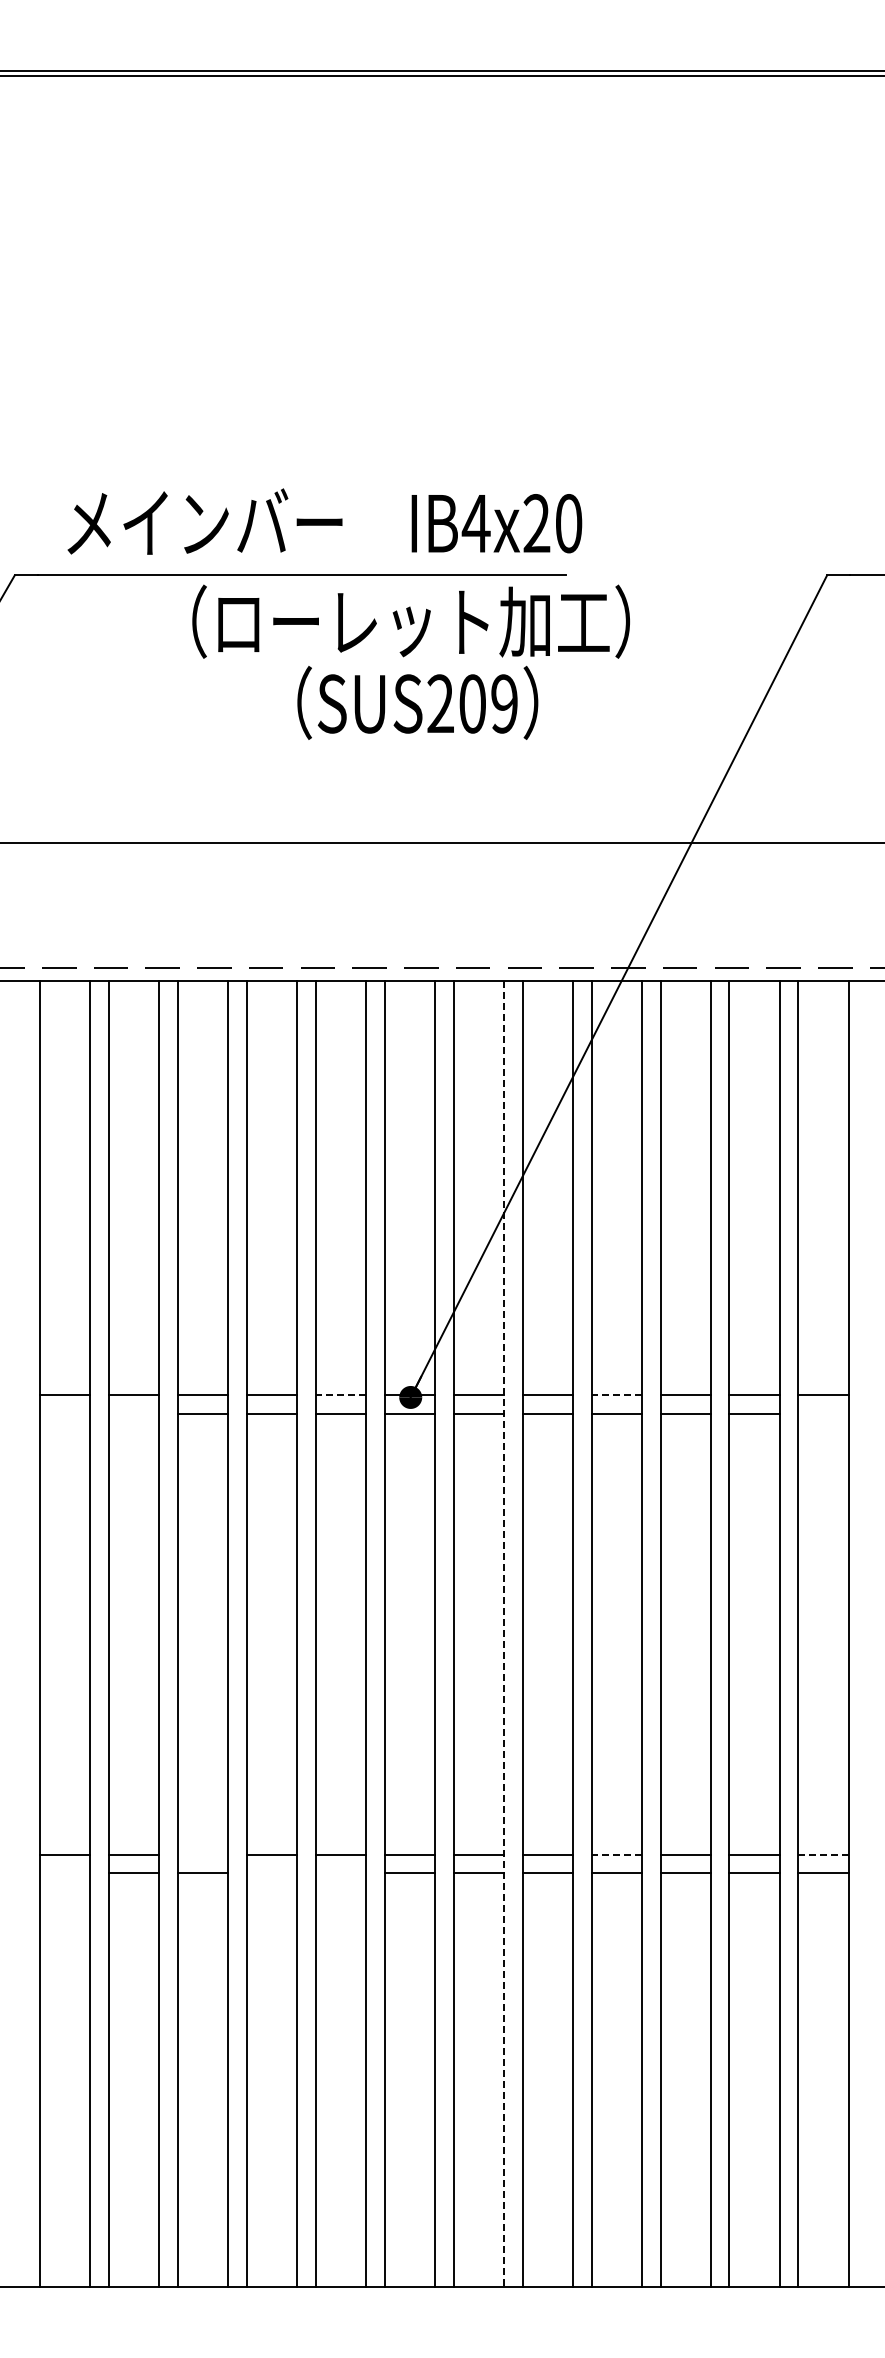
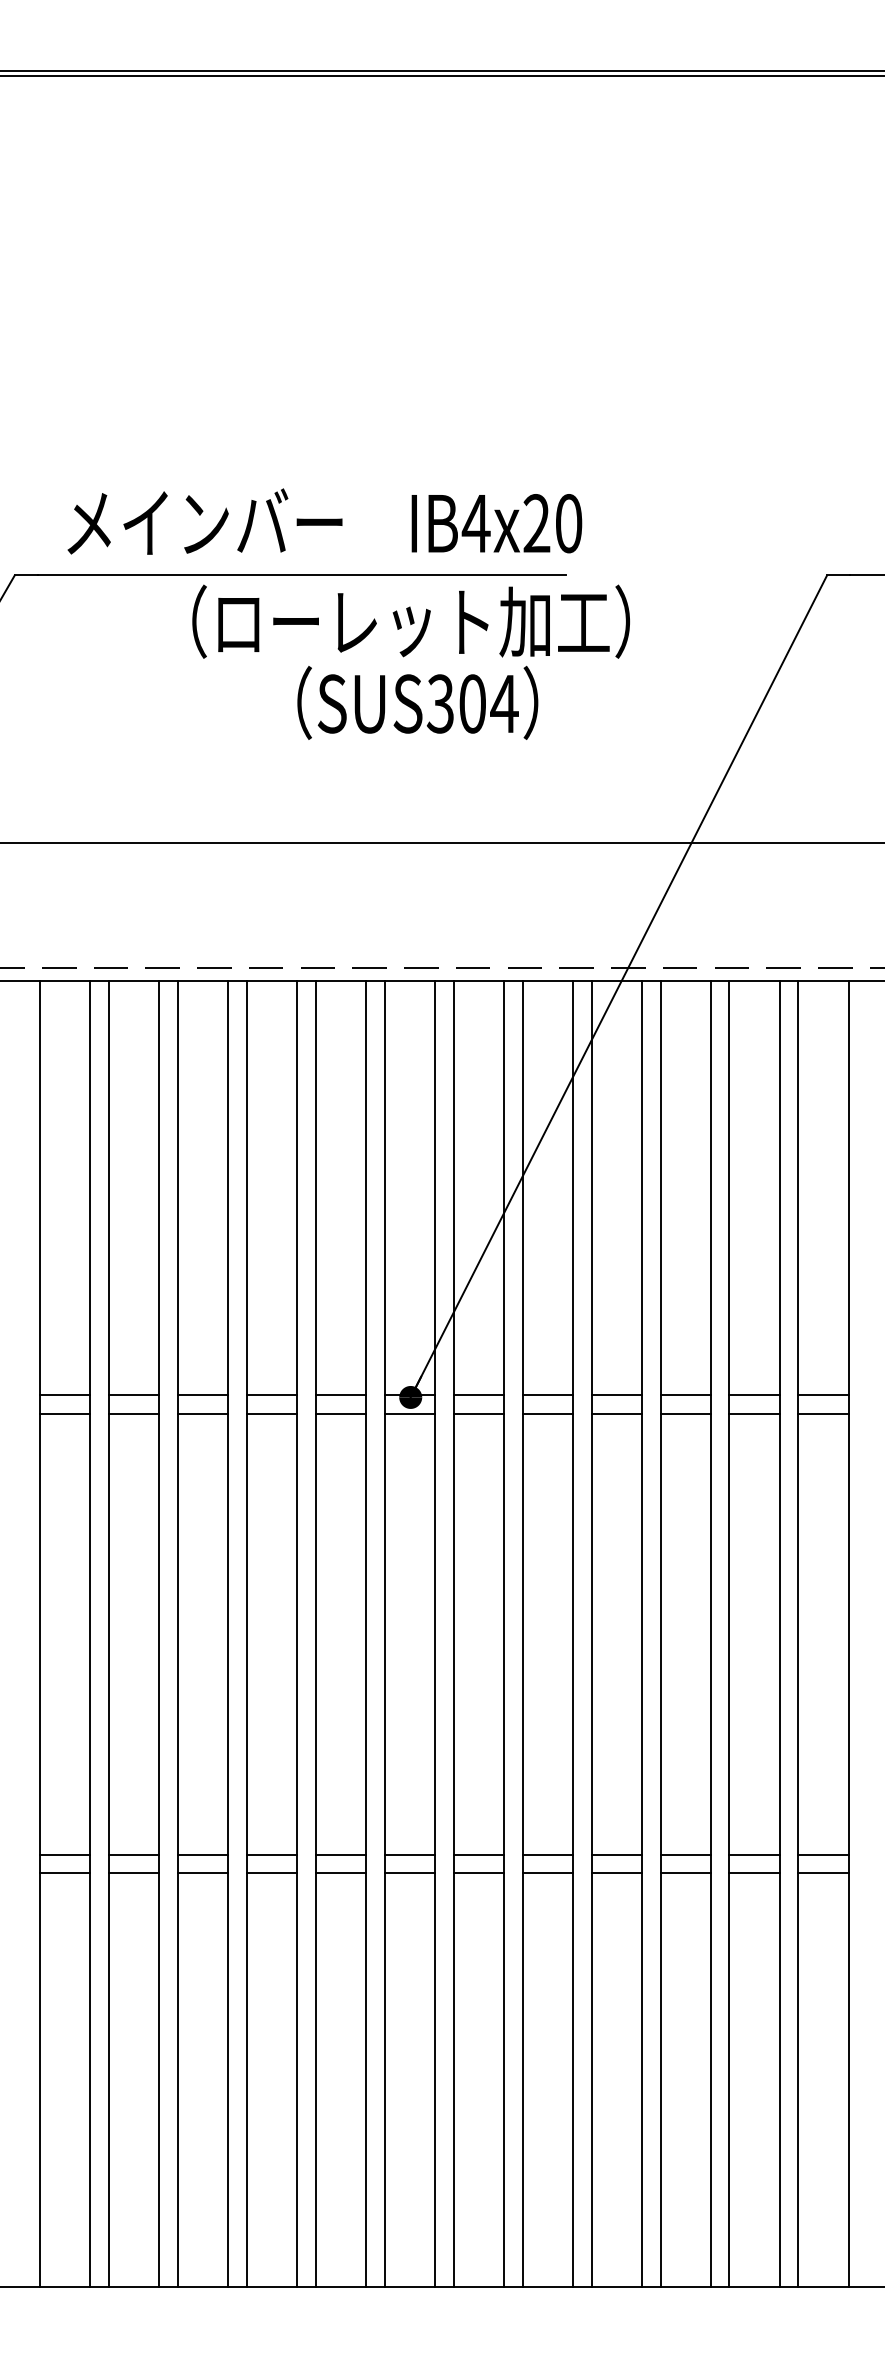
text: SUS209 -> SUS304 (472, 703)
line: dashed -> solid (340, 1395)
line: dashed -> solid (616, 1395)
line: none -> present (64, 1413)
line: none -> present (133, 1413)
line: none -> present (823, 1413)
line: dashed -> solid (504, 1634)
line: none -> present (202, 1855)
line: dashed -> solid (616, 1855)
line: dashed -> solid (823, 1855)
line: none -> present (64, 1873)
line: none -> present (271, 1873)
line: none -> present (340, 1873)
